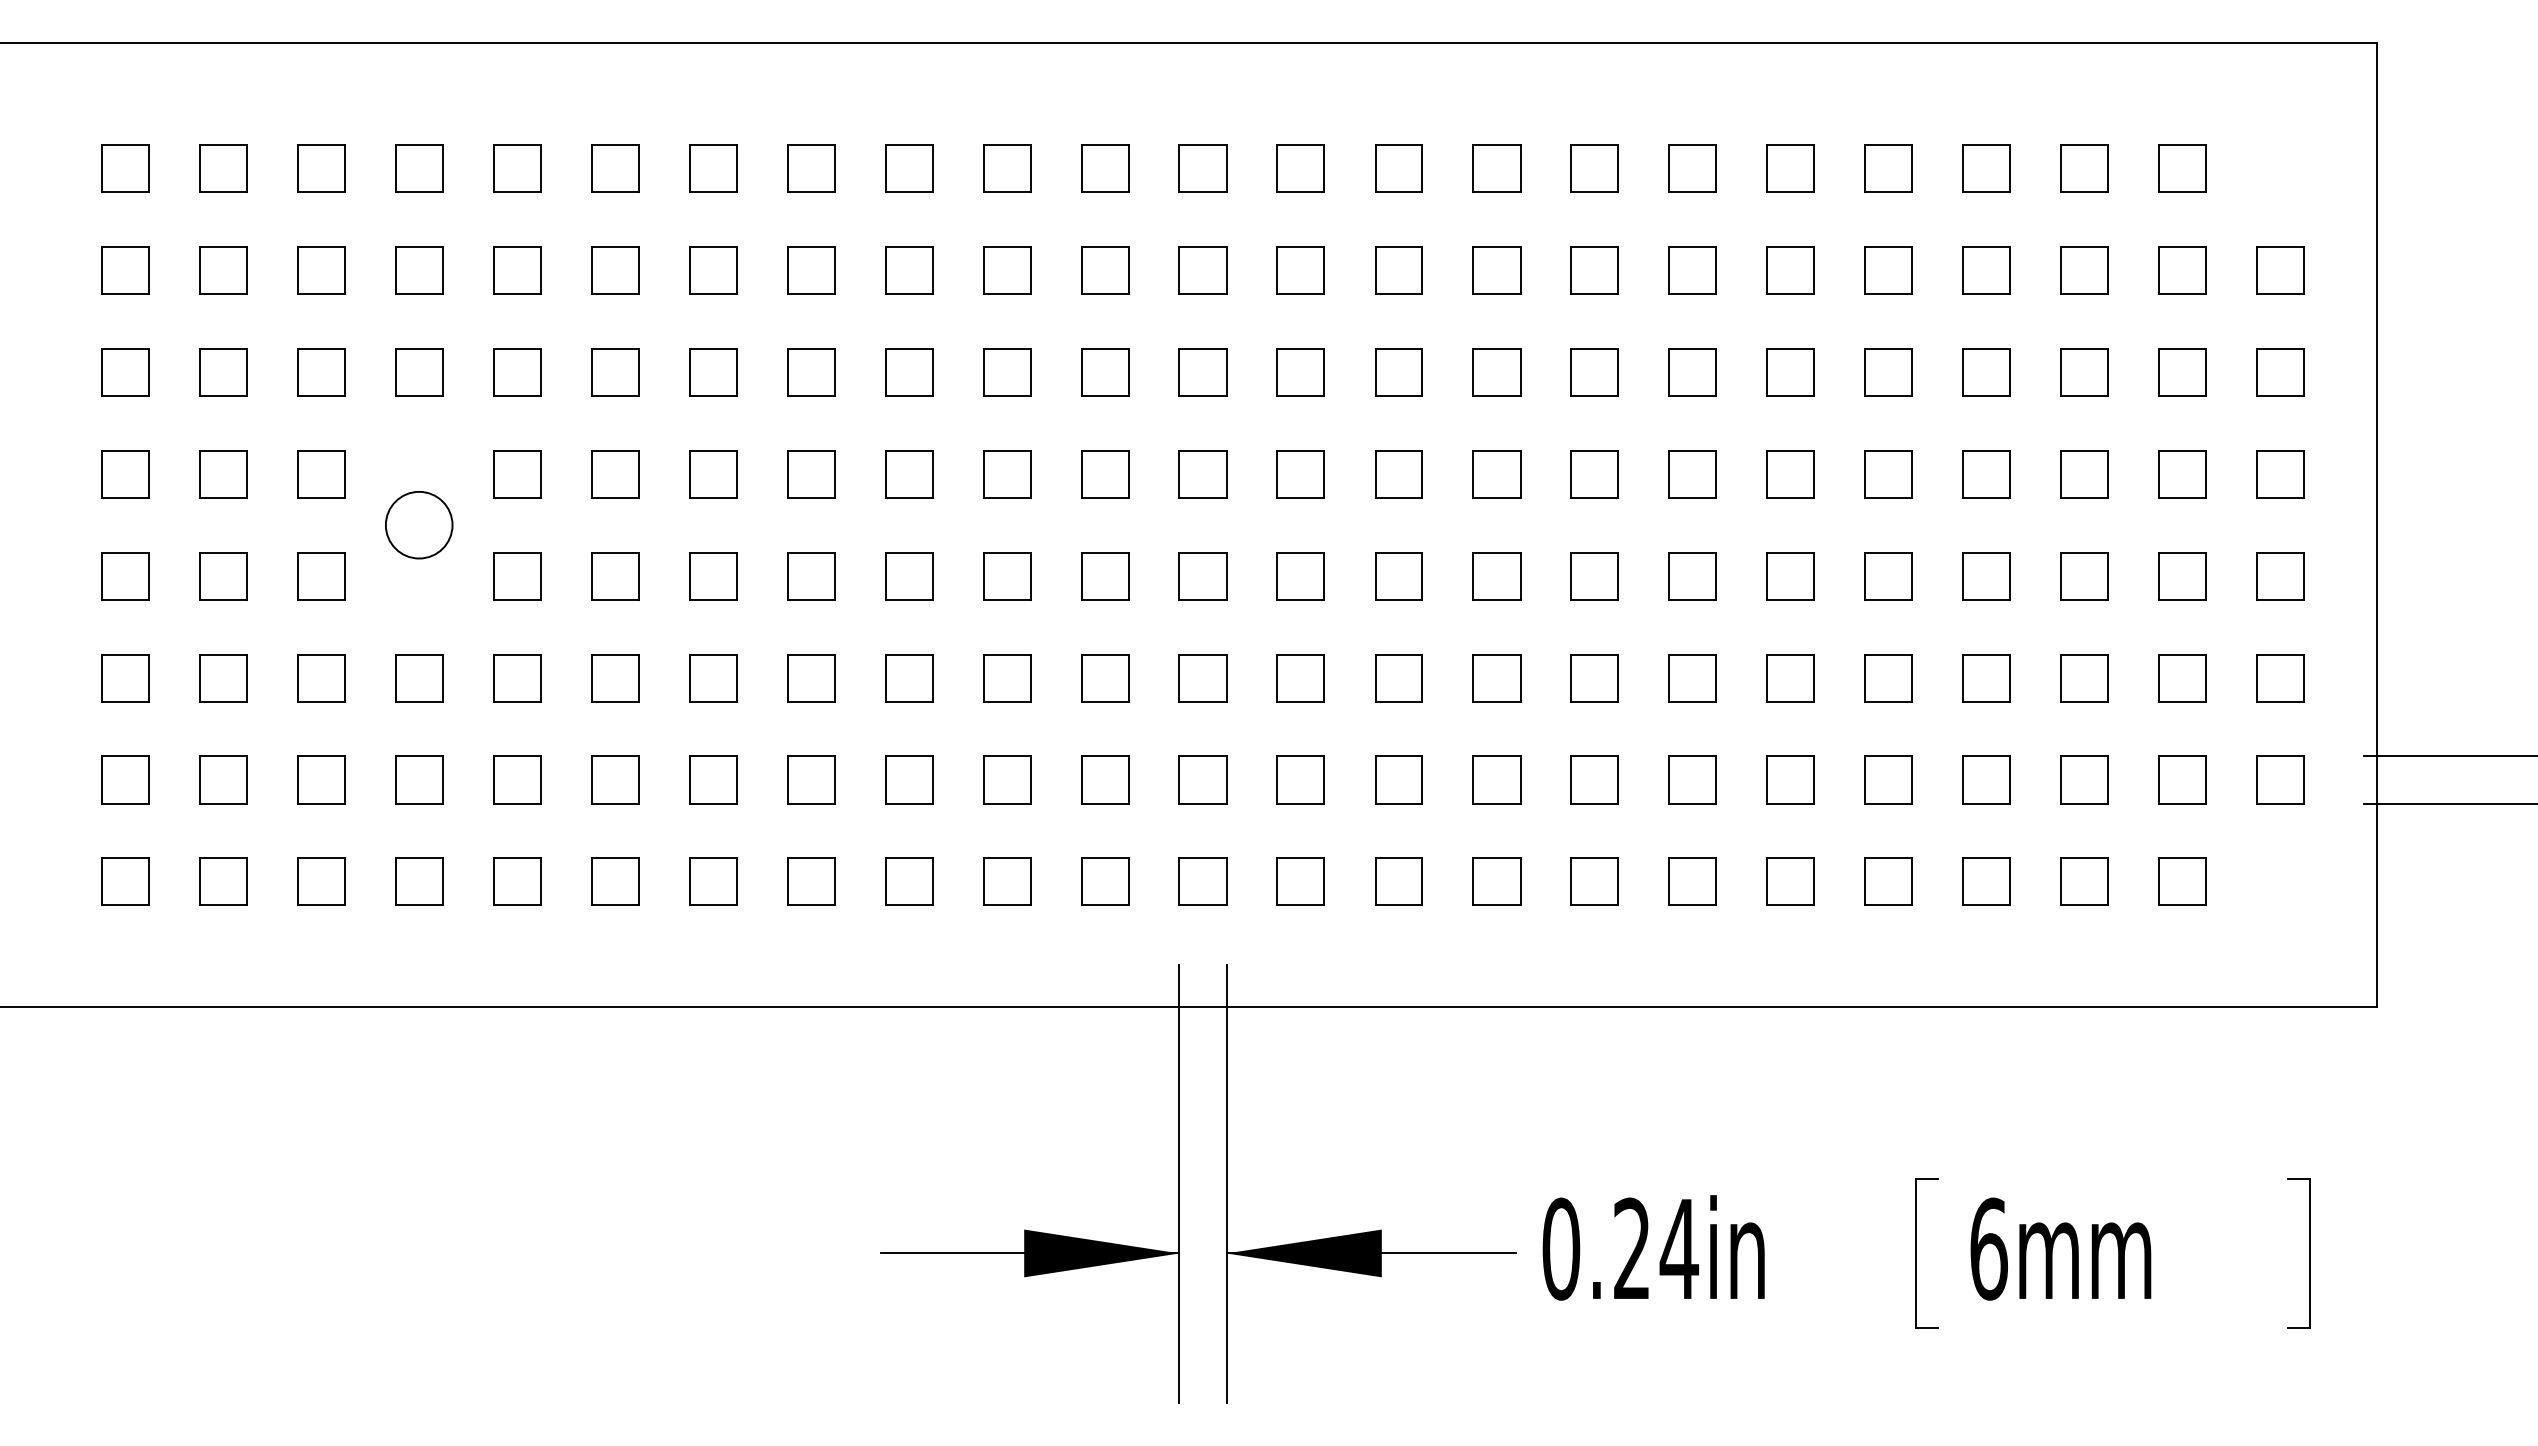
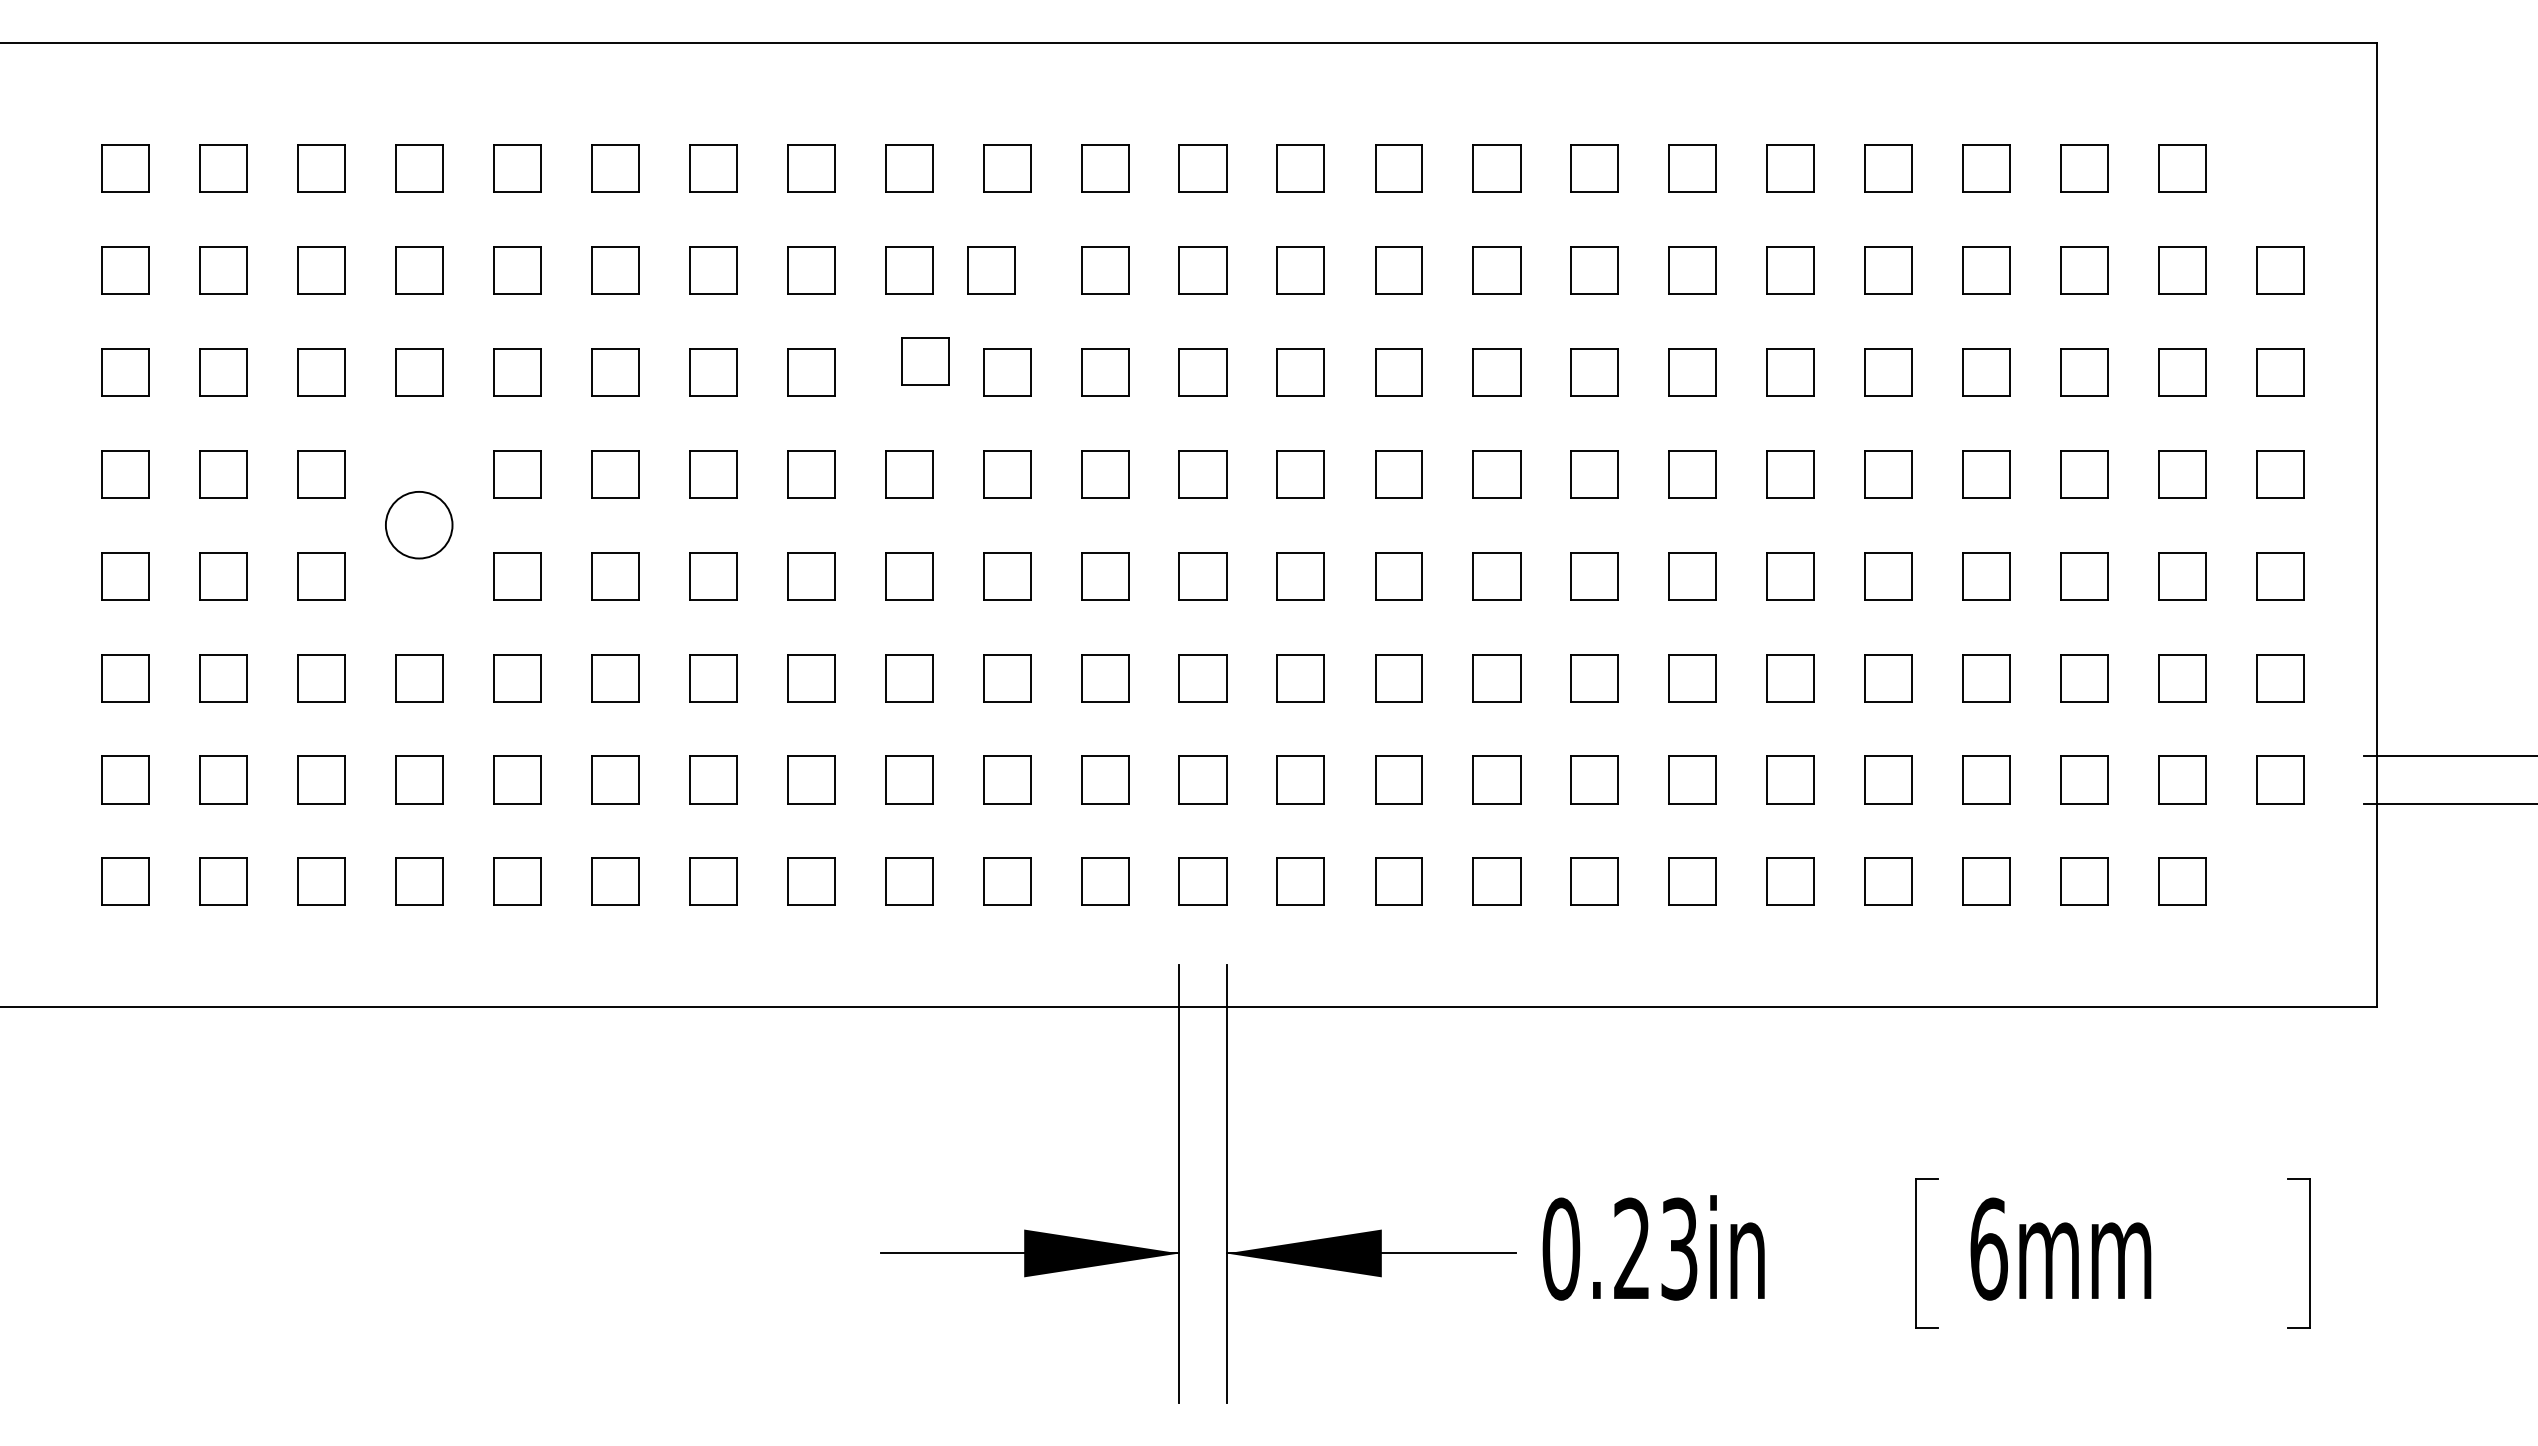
part position: (1007, 270) -> (991, 270) (991, 270)
part position: (909, 372) -> (925, 361) (925, 361)
text: 0.24in -> 0.23in (1678, 1248)
